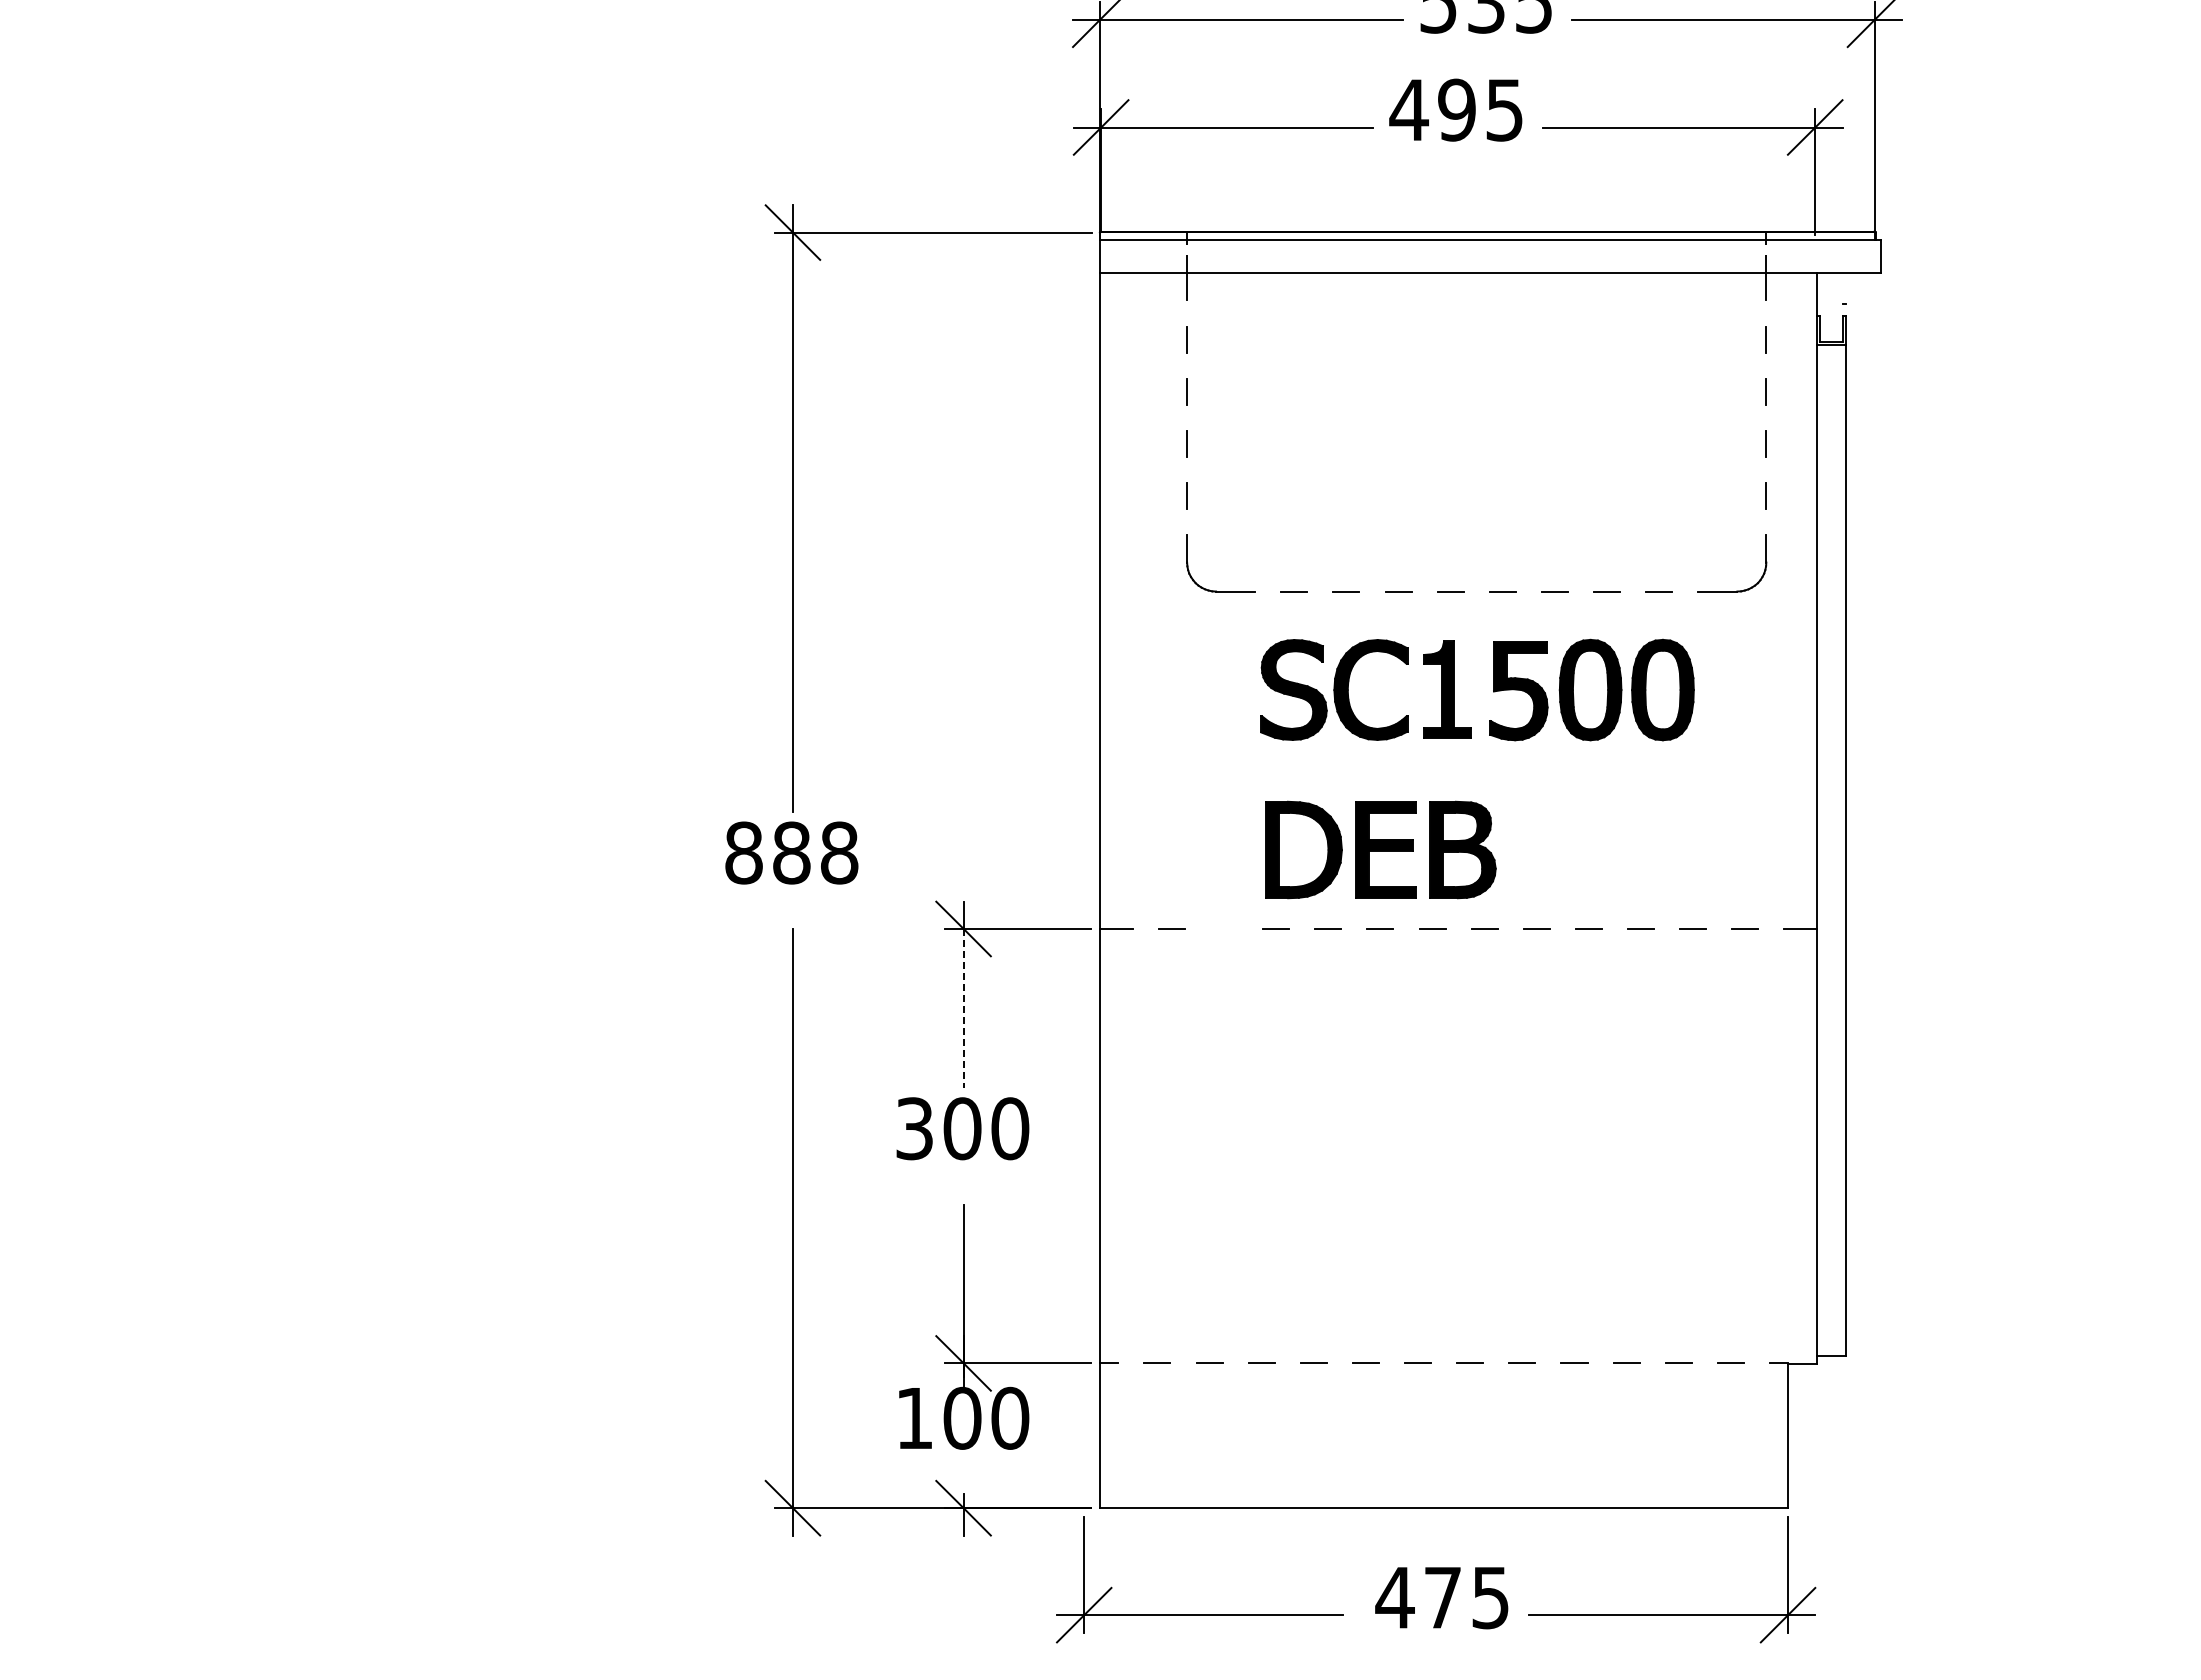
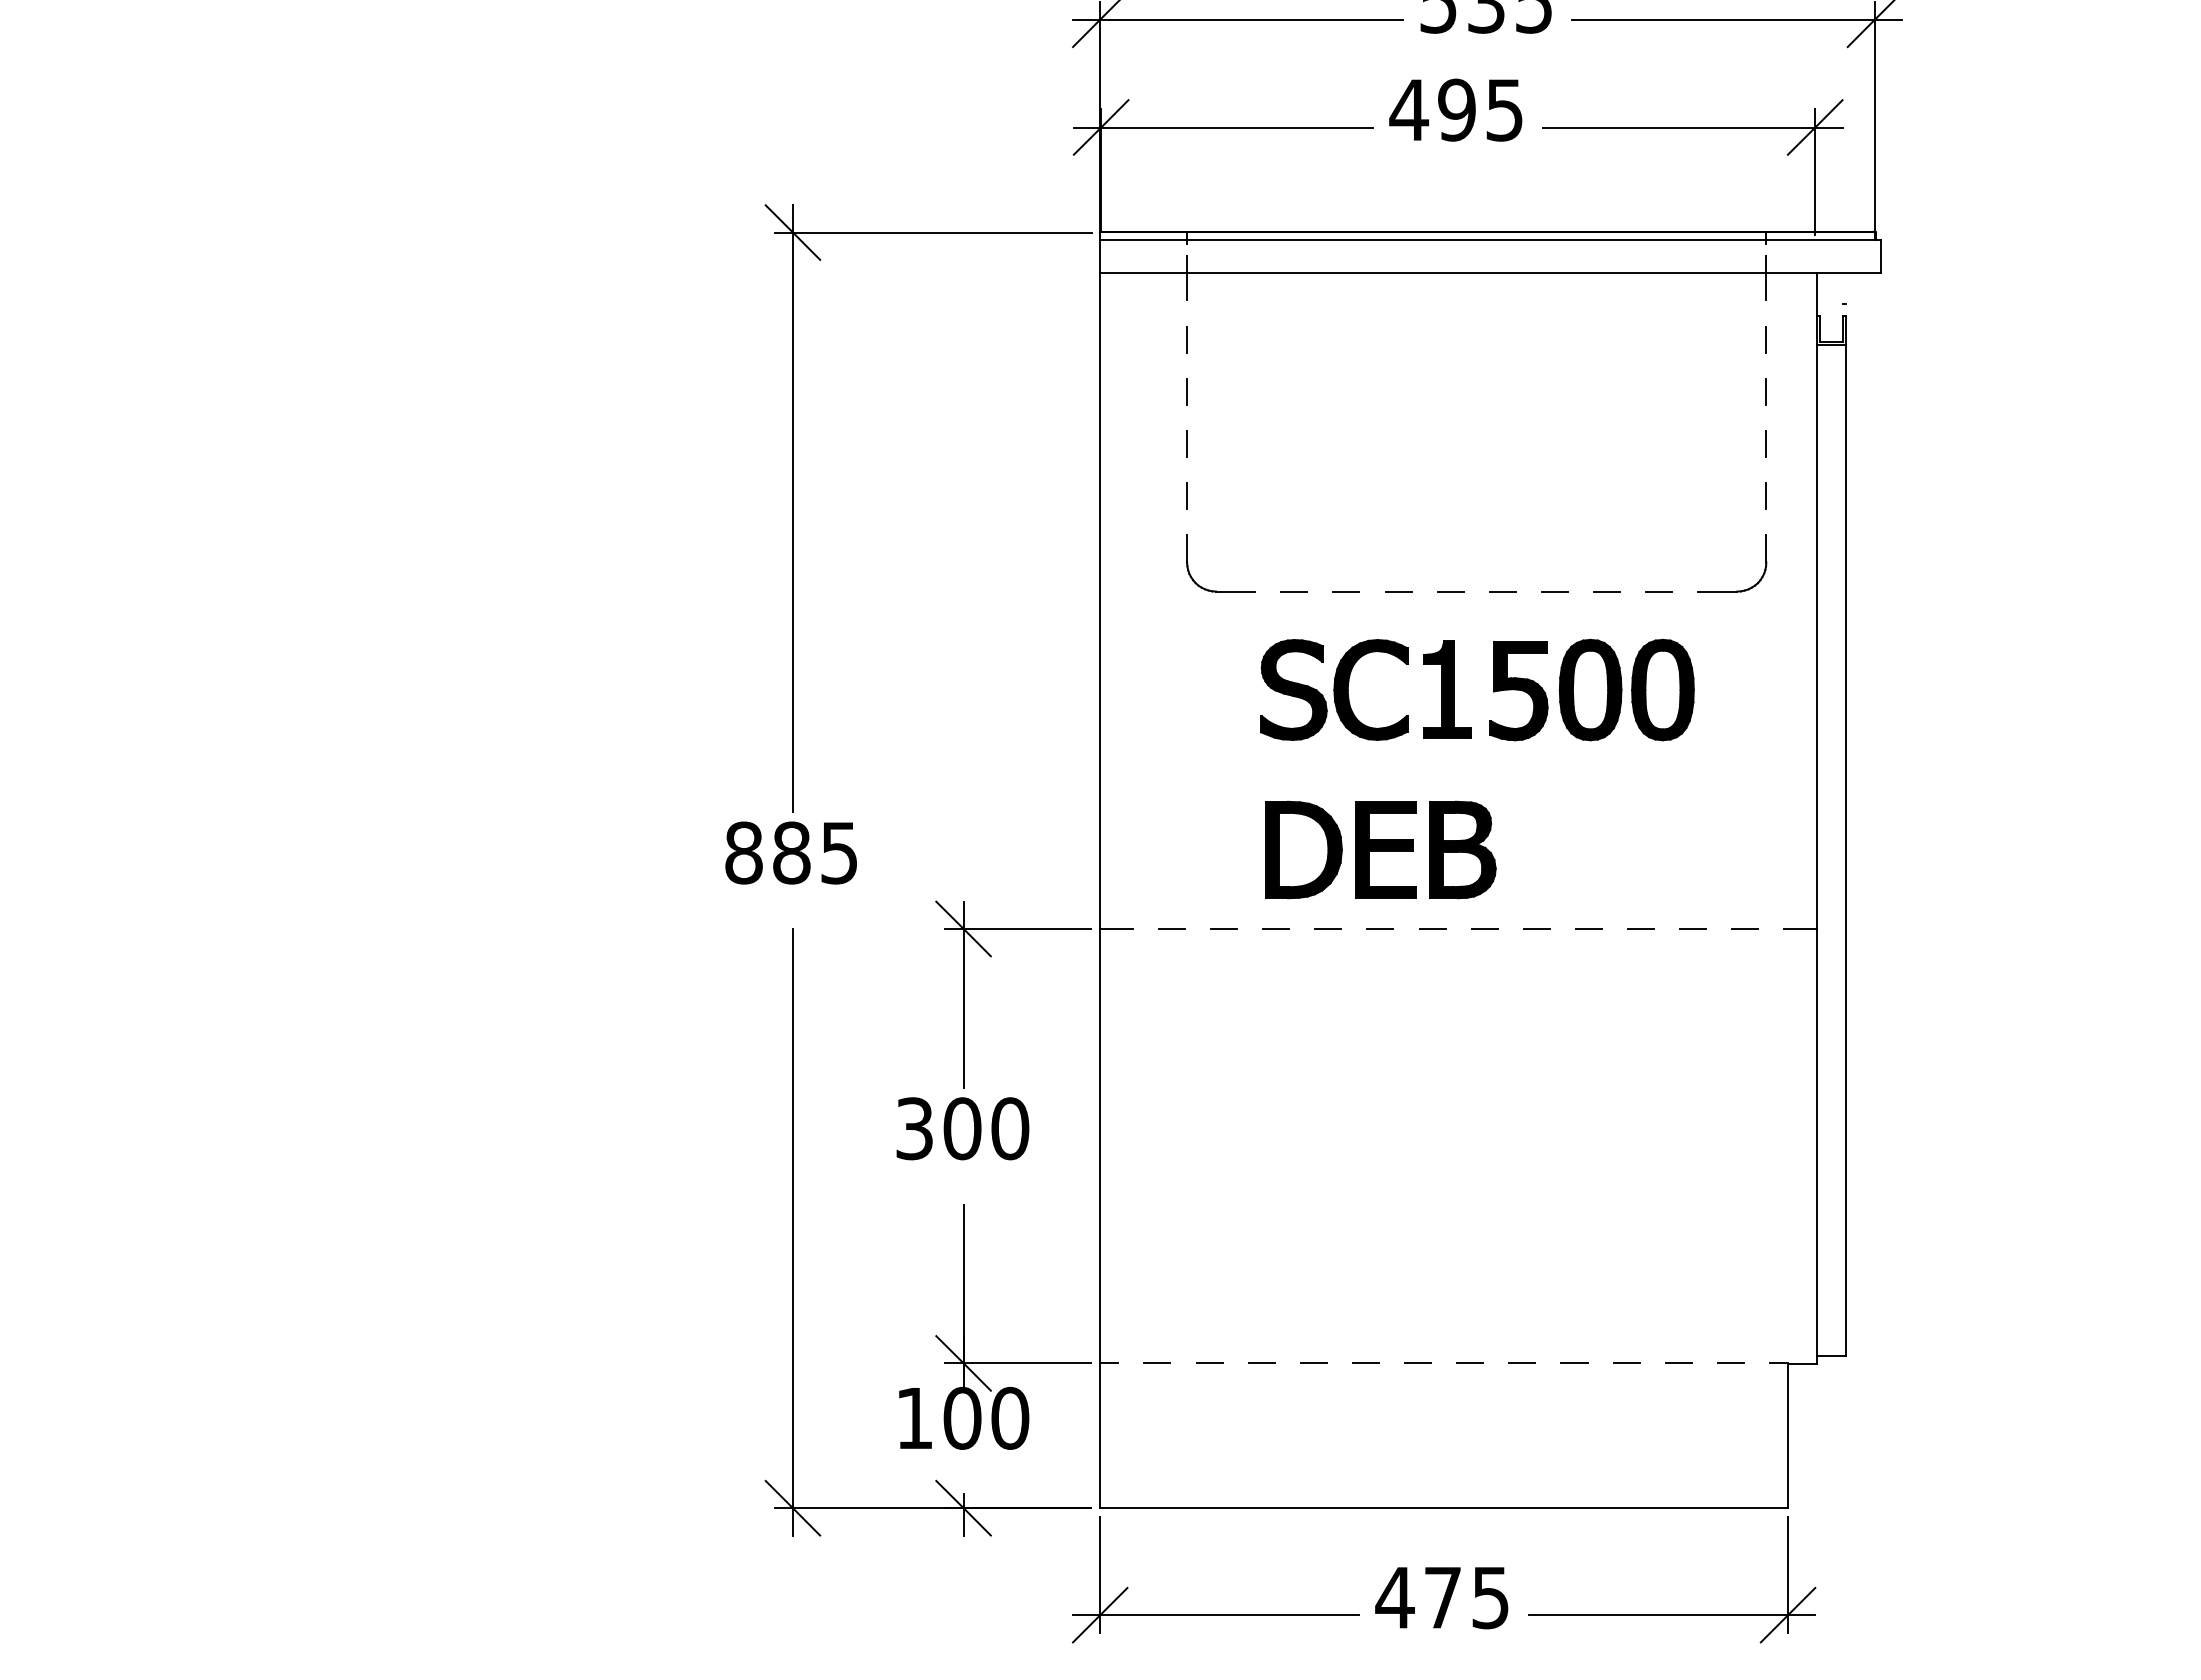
text: 888 -> 885 (839, 852)
line: none -> present (1224, 928)
line: dashed -> solid (963, 1008)
part position: (1199, 1614) -> (1215, 1614) (1215, 1614)
